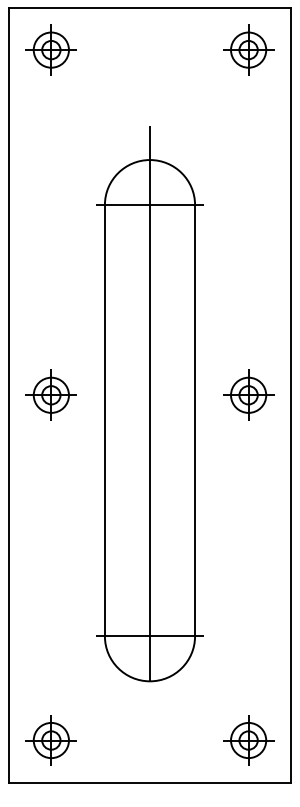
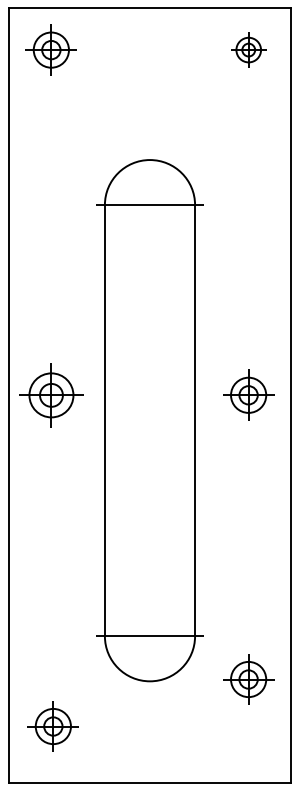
part size: 52x52 px -> 36x36 px (248, 49)
part size: 52x52 px -> 65x65 px (51, 395)
line: present -> none (150, 403)
part position: (50, 740) -> (52, 726) (52, 726)
part position: (248, 740) -> (248, 679) (248, 679)
